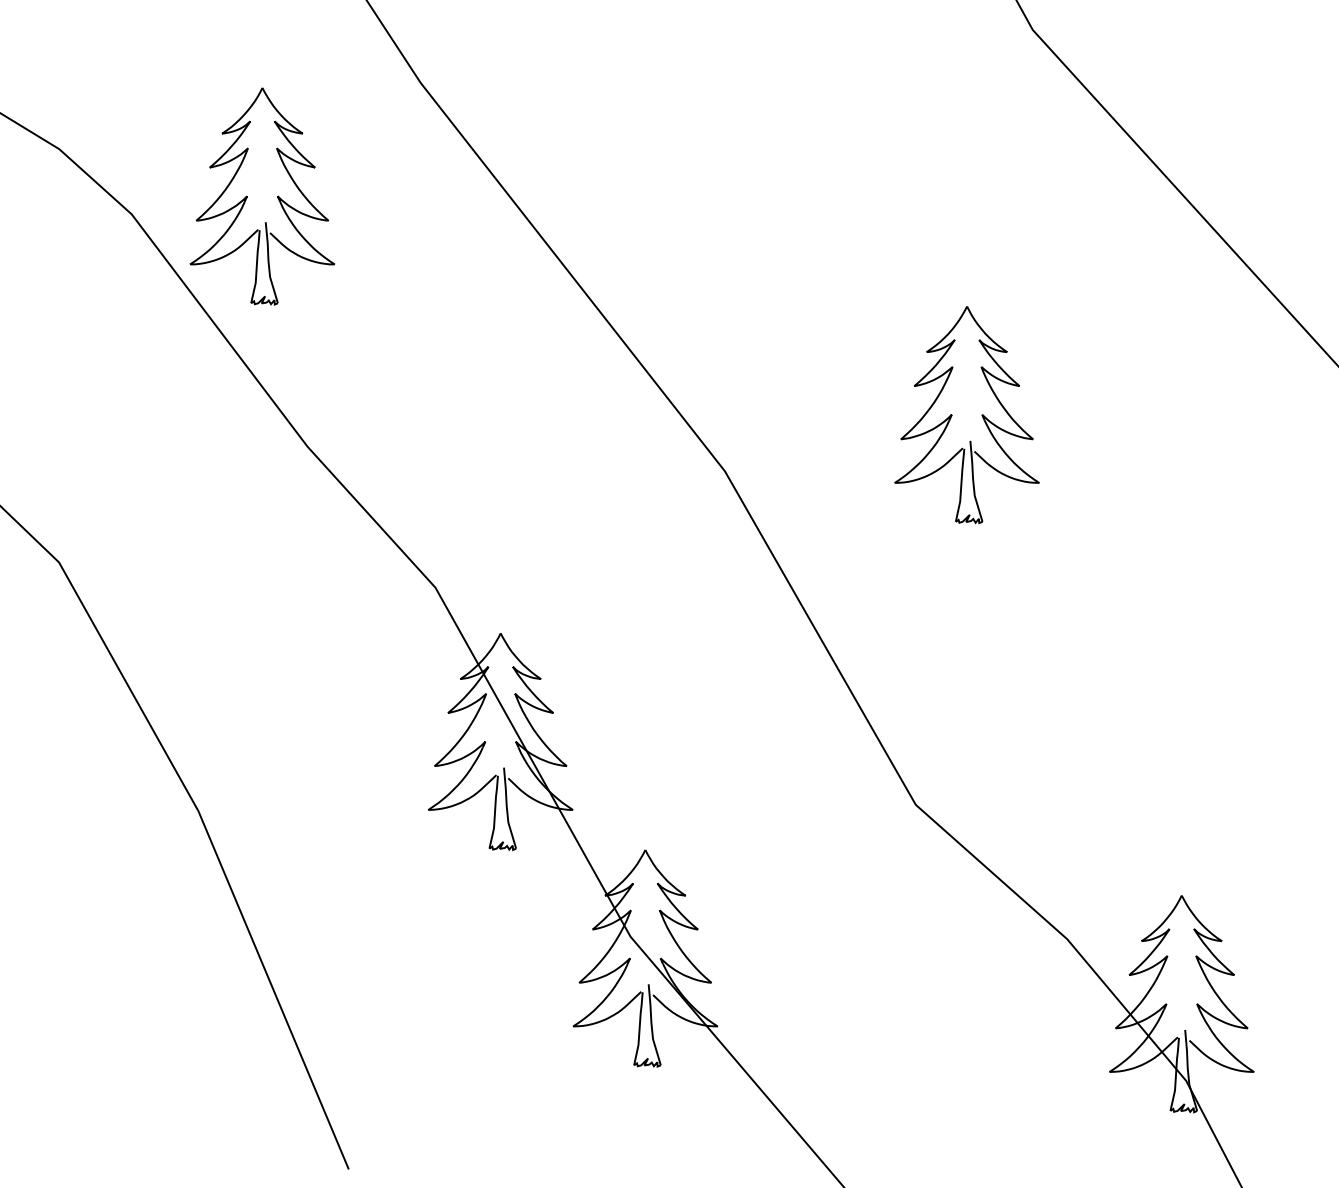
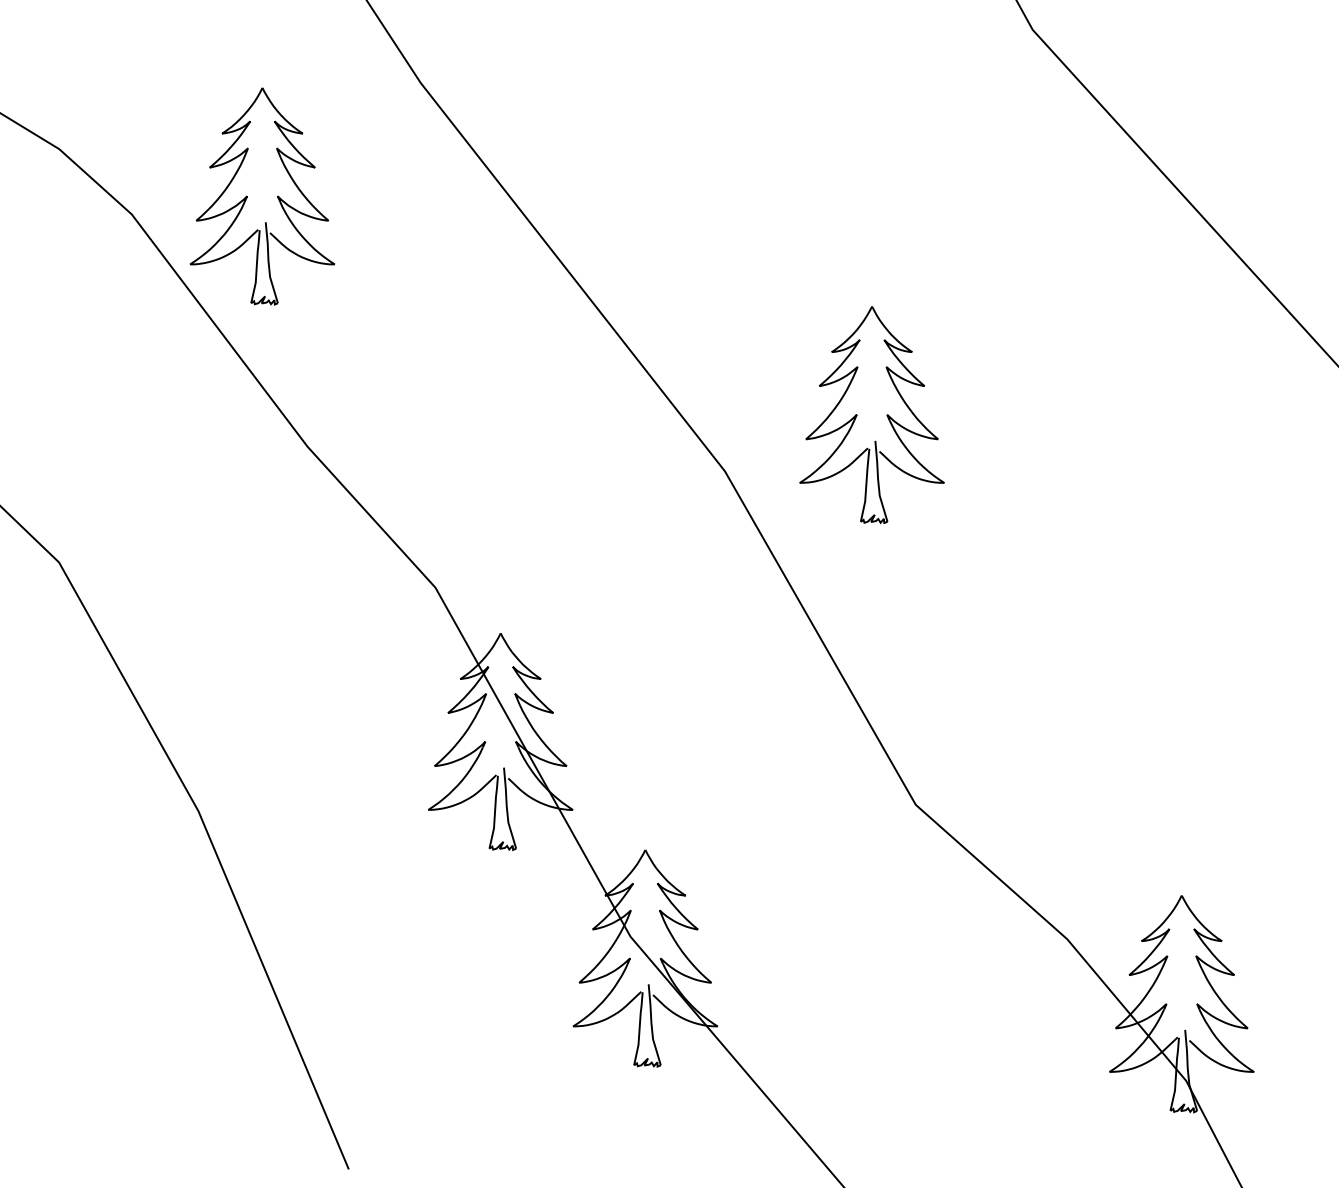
part position: (952, 415) -> (857, 415) (857, 415)
